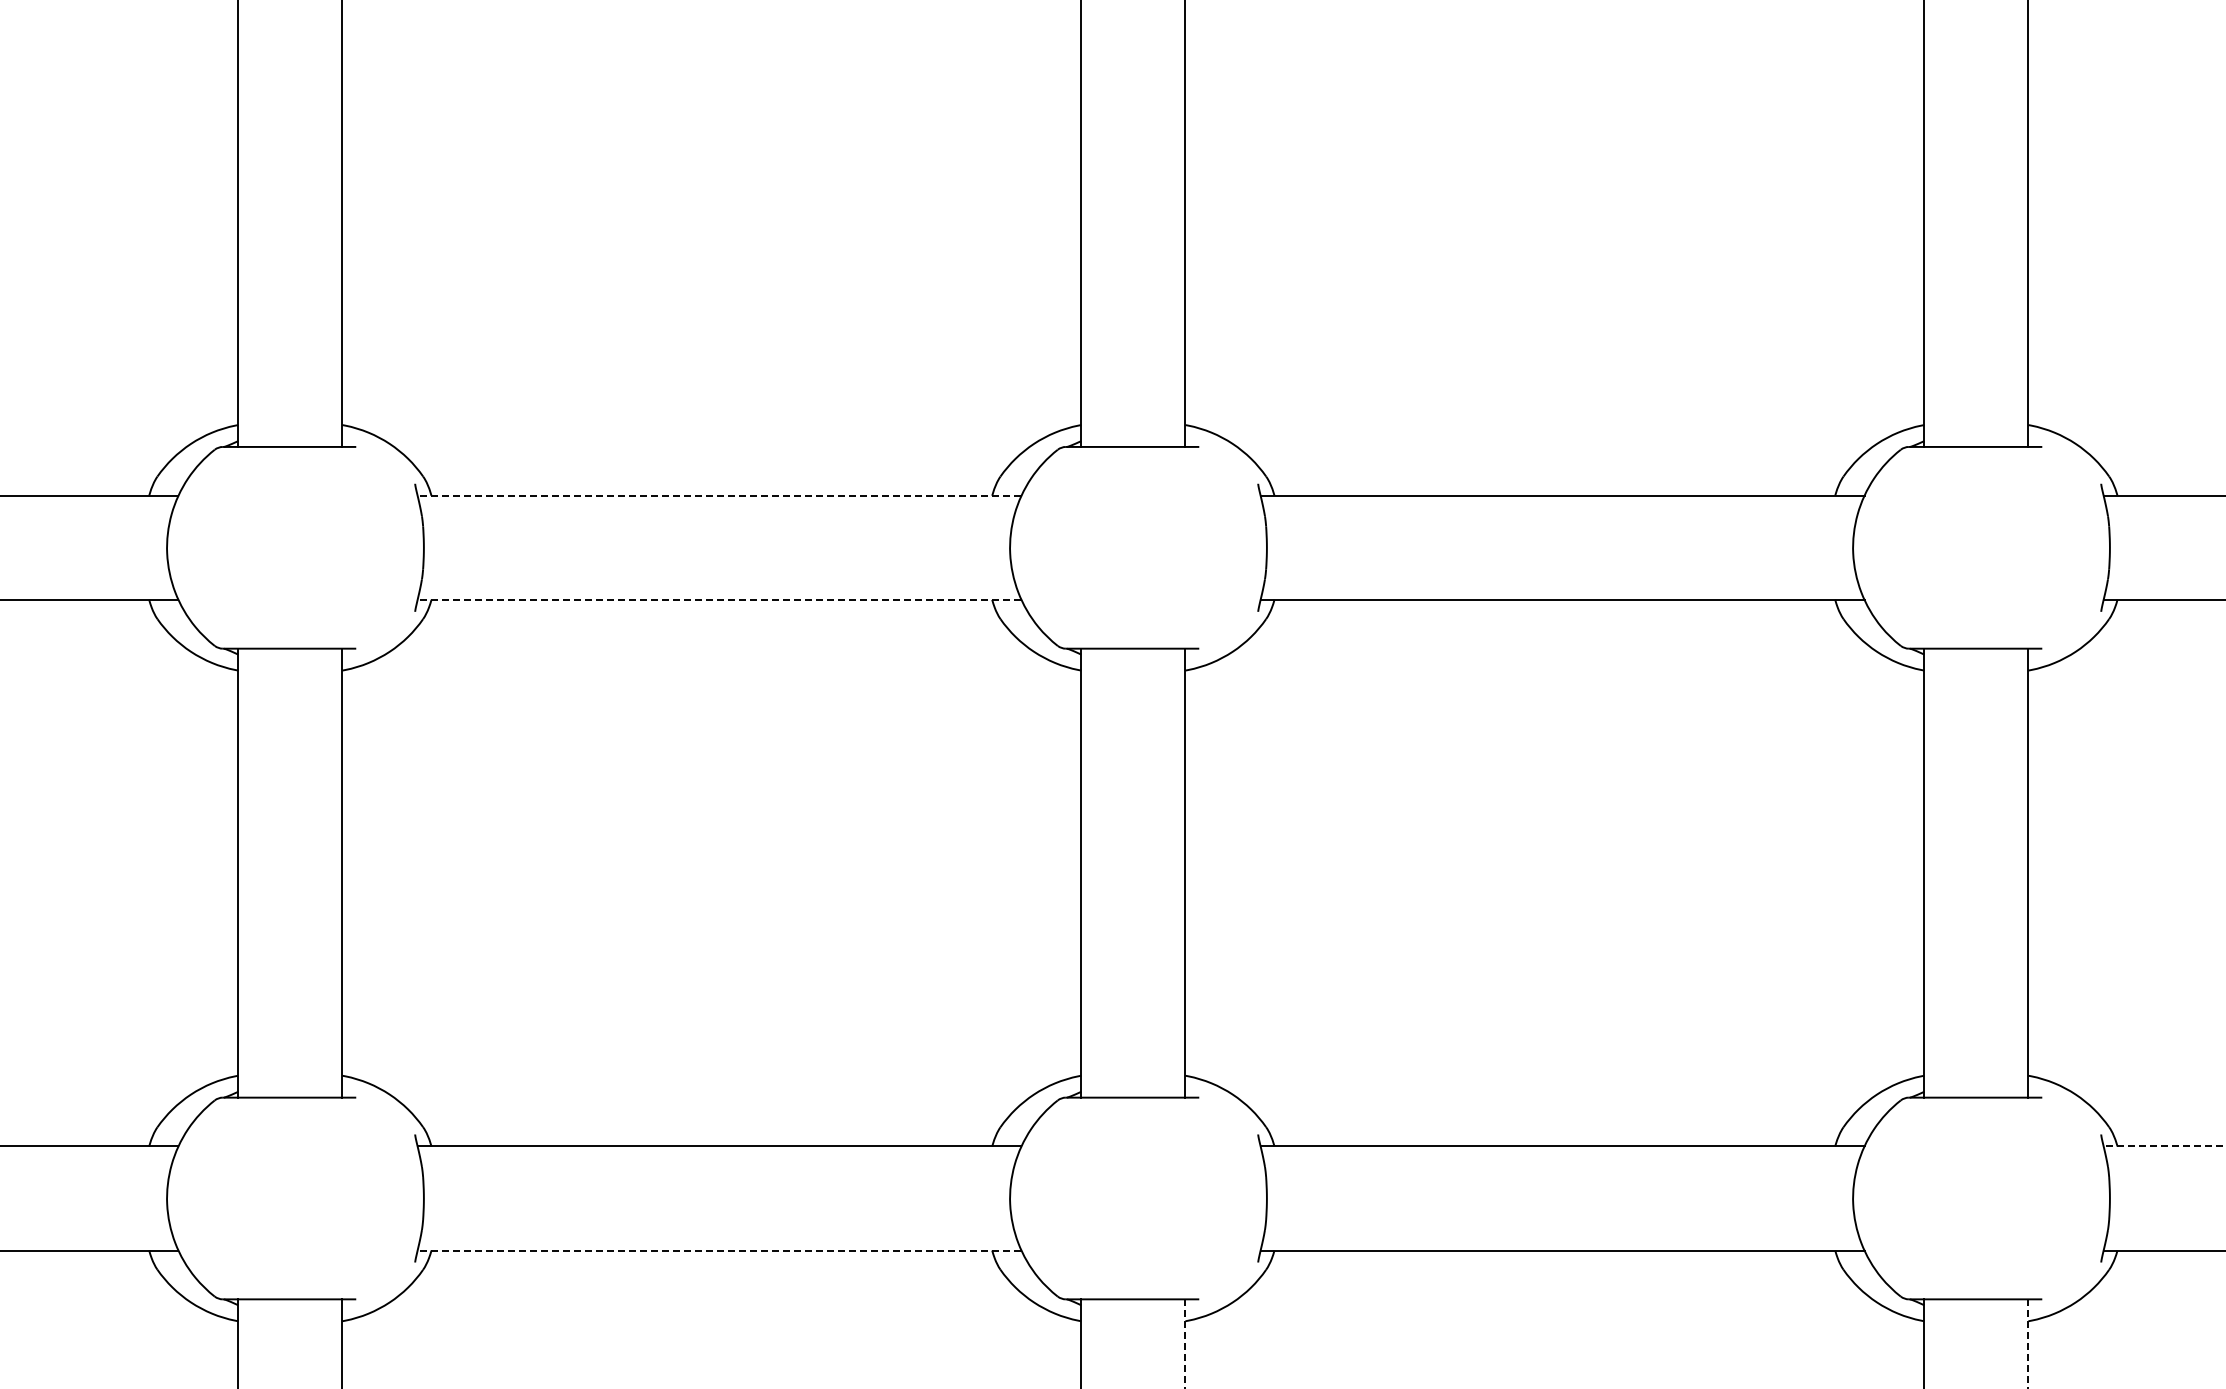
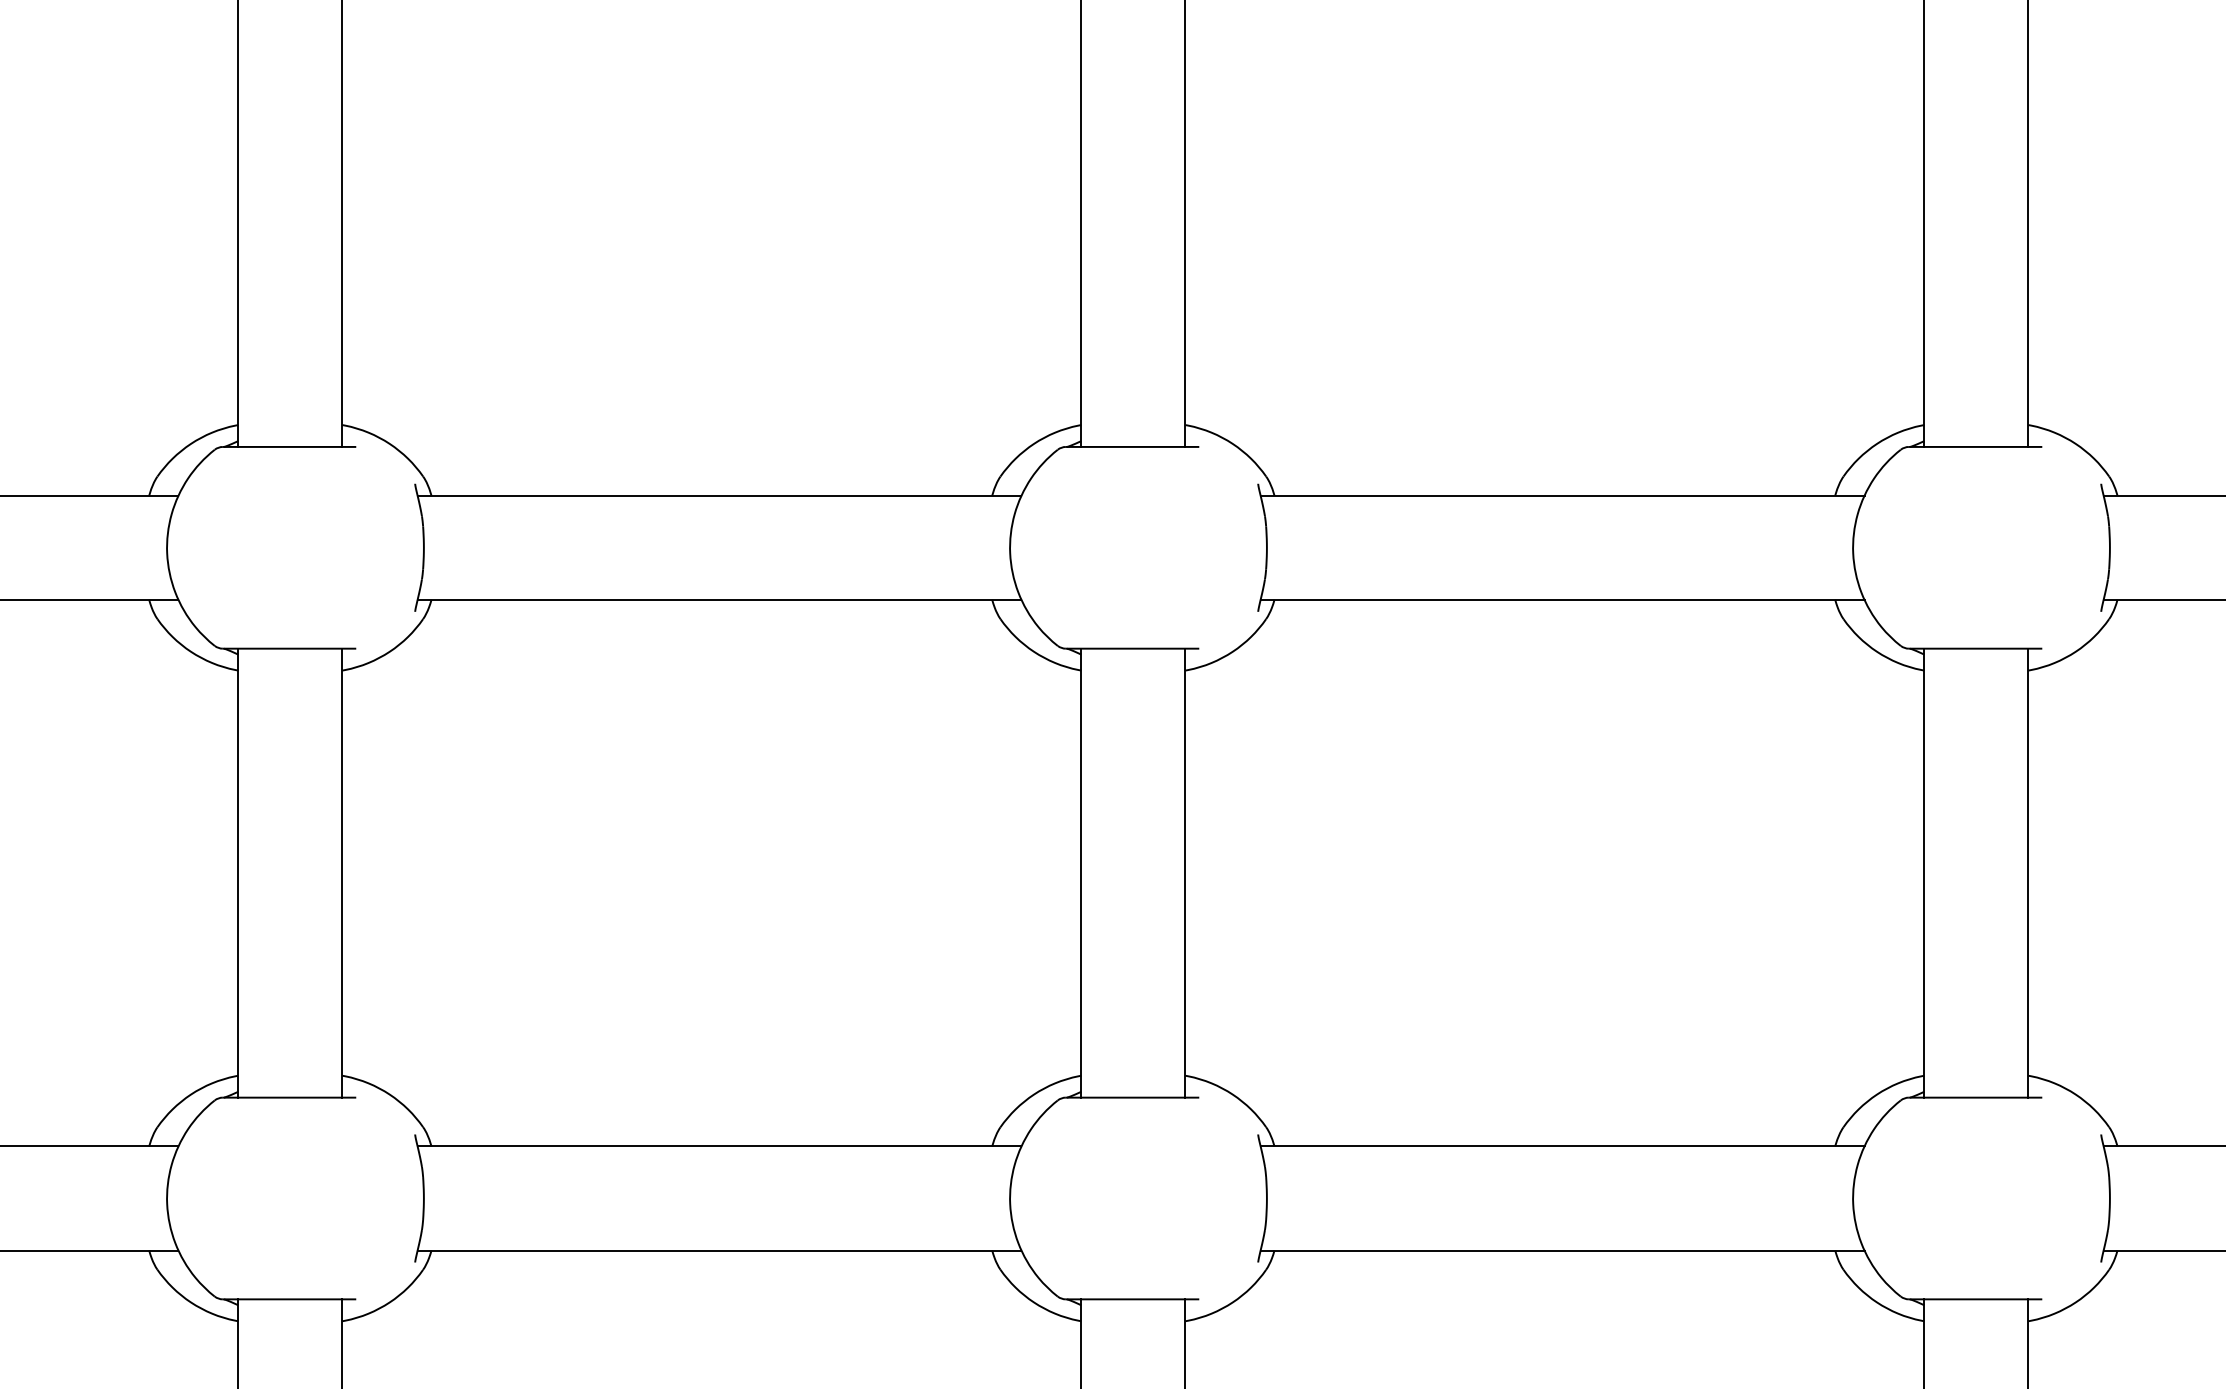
line: dashed -> solid (719, 495)
line: dashed -> solid (719, 599)
line: dashed -> solid (2164, 1146)
line: dashed -> solid (719, 1250)
line: dashed -> solid (1185, 1344)
line: dashed -> solid (2028, 1344)
